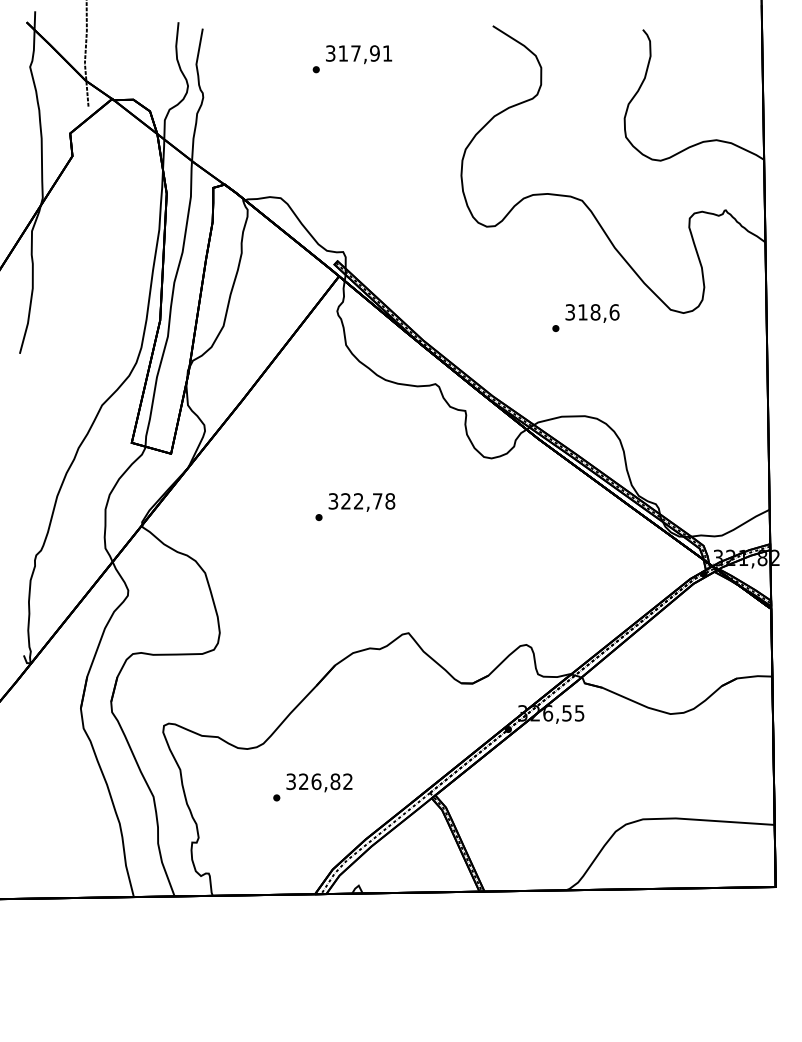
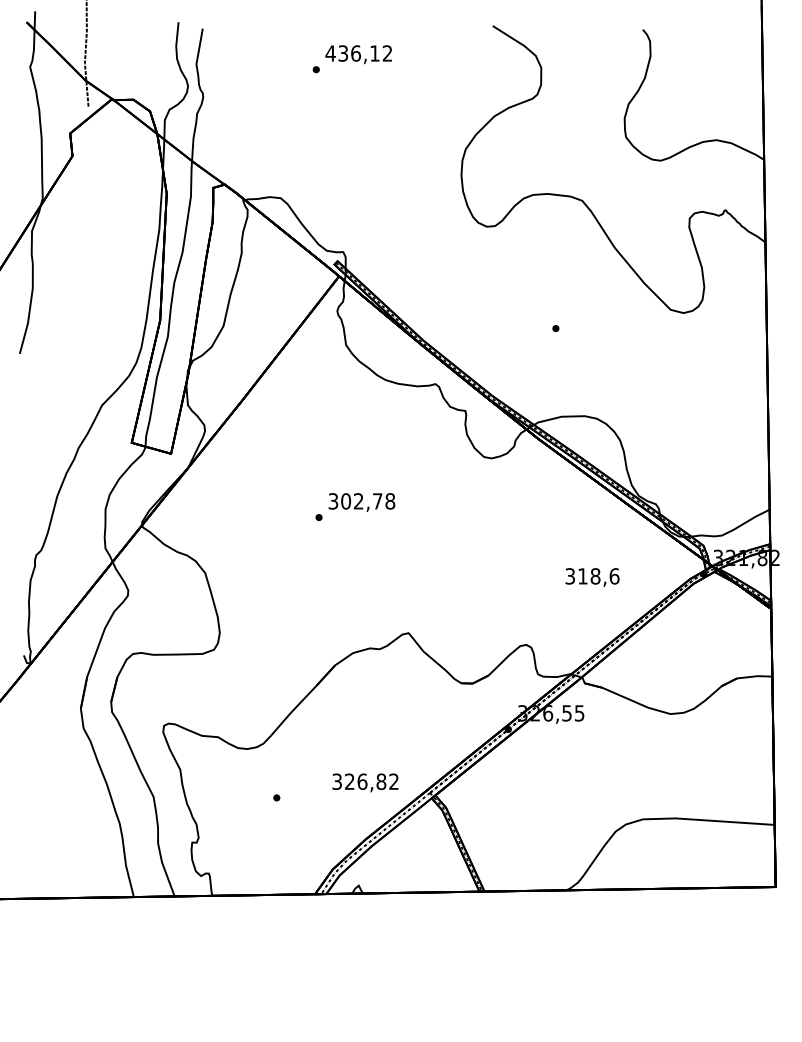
text: 317,91 -> 436,12 (358, 53)
text position: (592, 313) -> (592, 577) (592, 577)
text: 322,78 -> 302,78 (346, 501)
text position: (319, 782) -> (365, 782) (365, 782)
